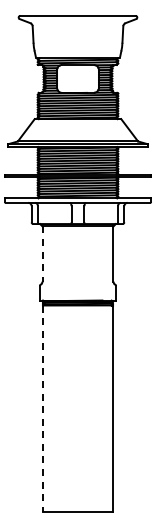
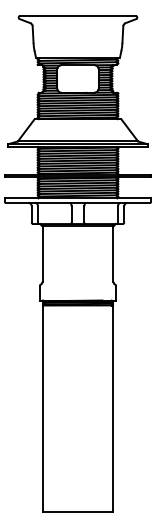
line: dashed -> solid (42, 254)
line: dashed -> solid (43, 409)
